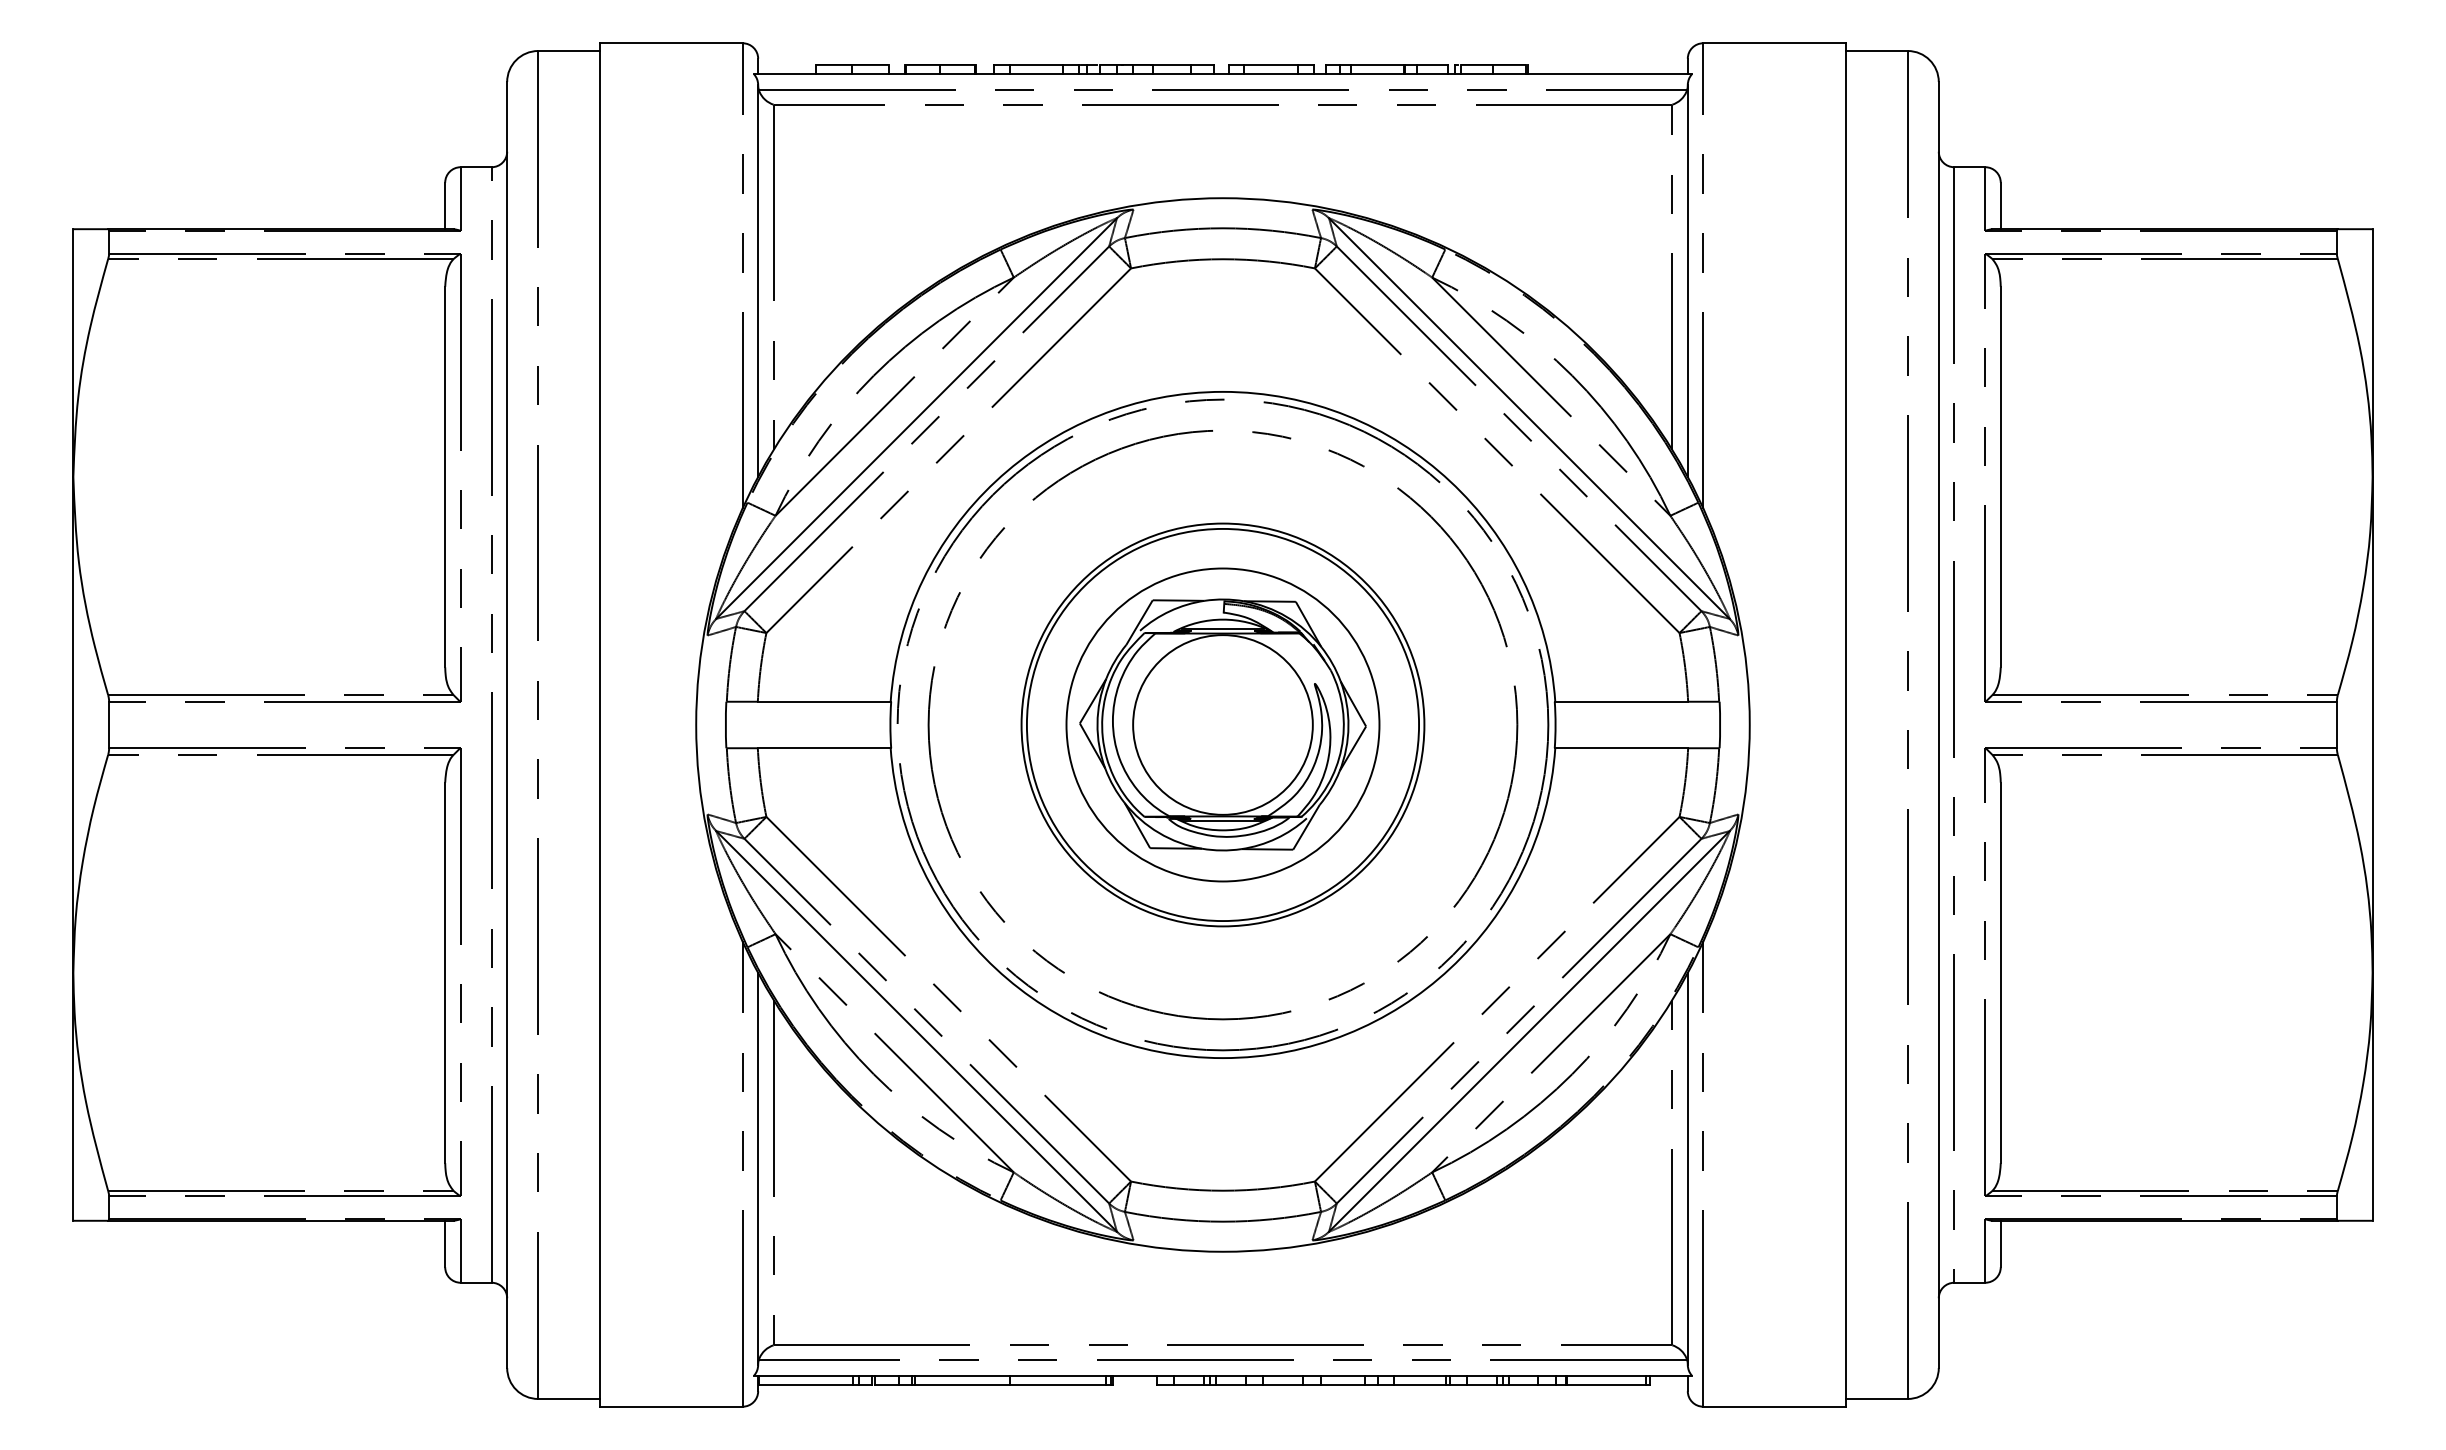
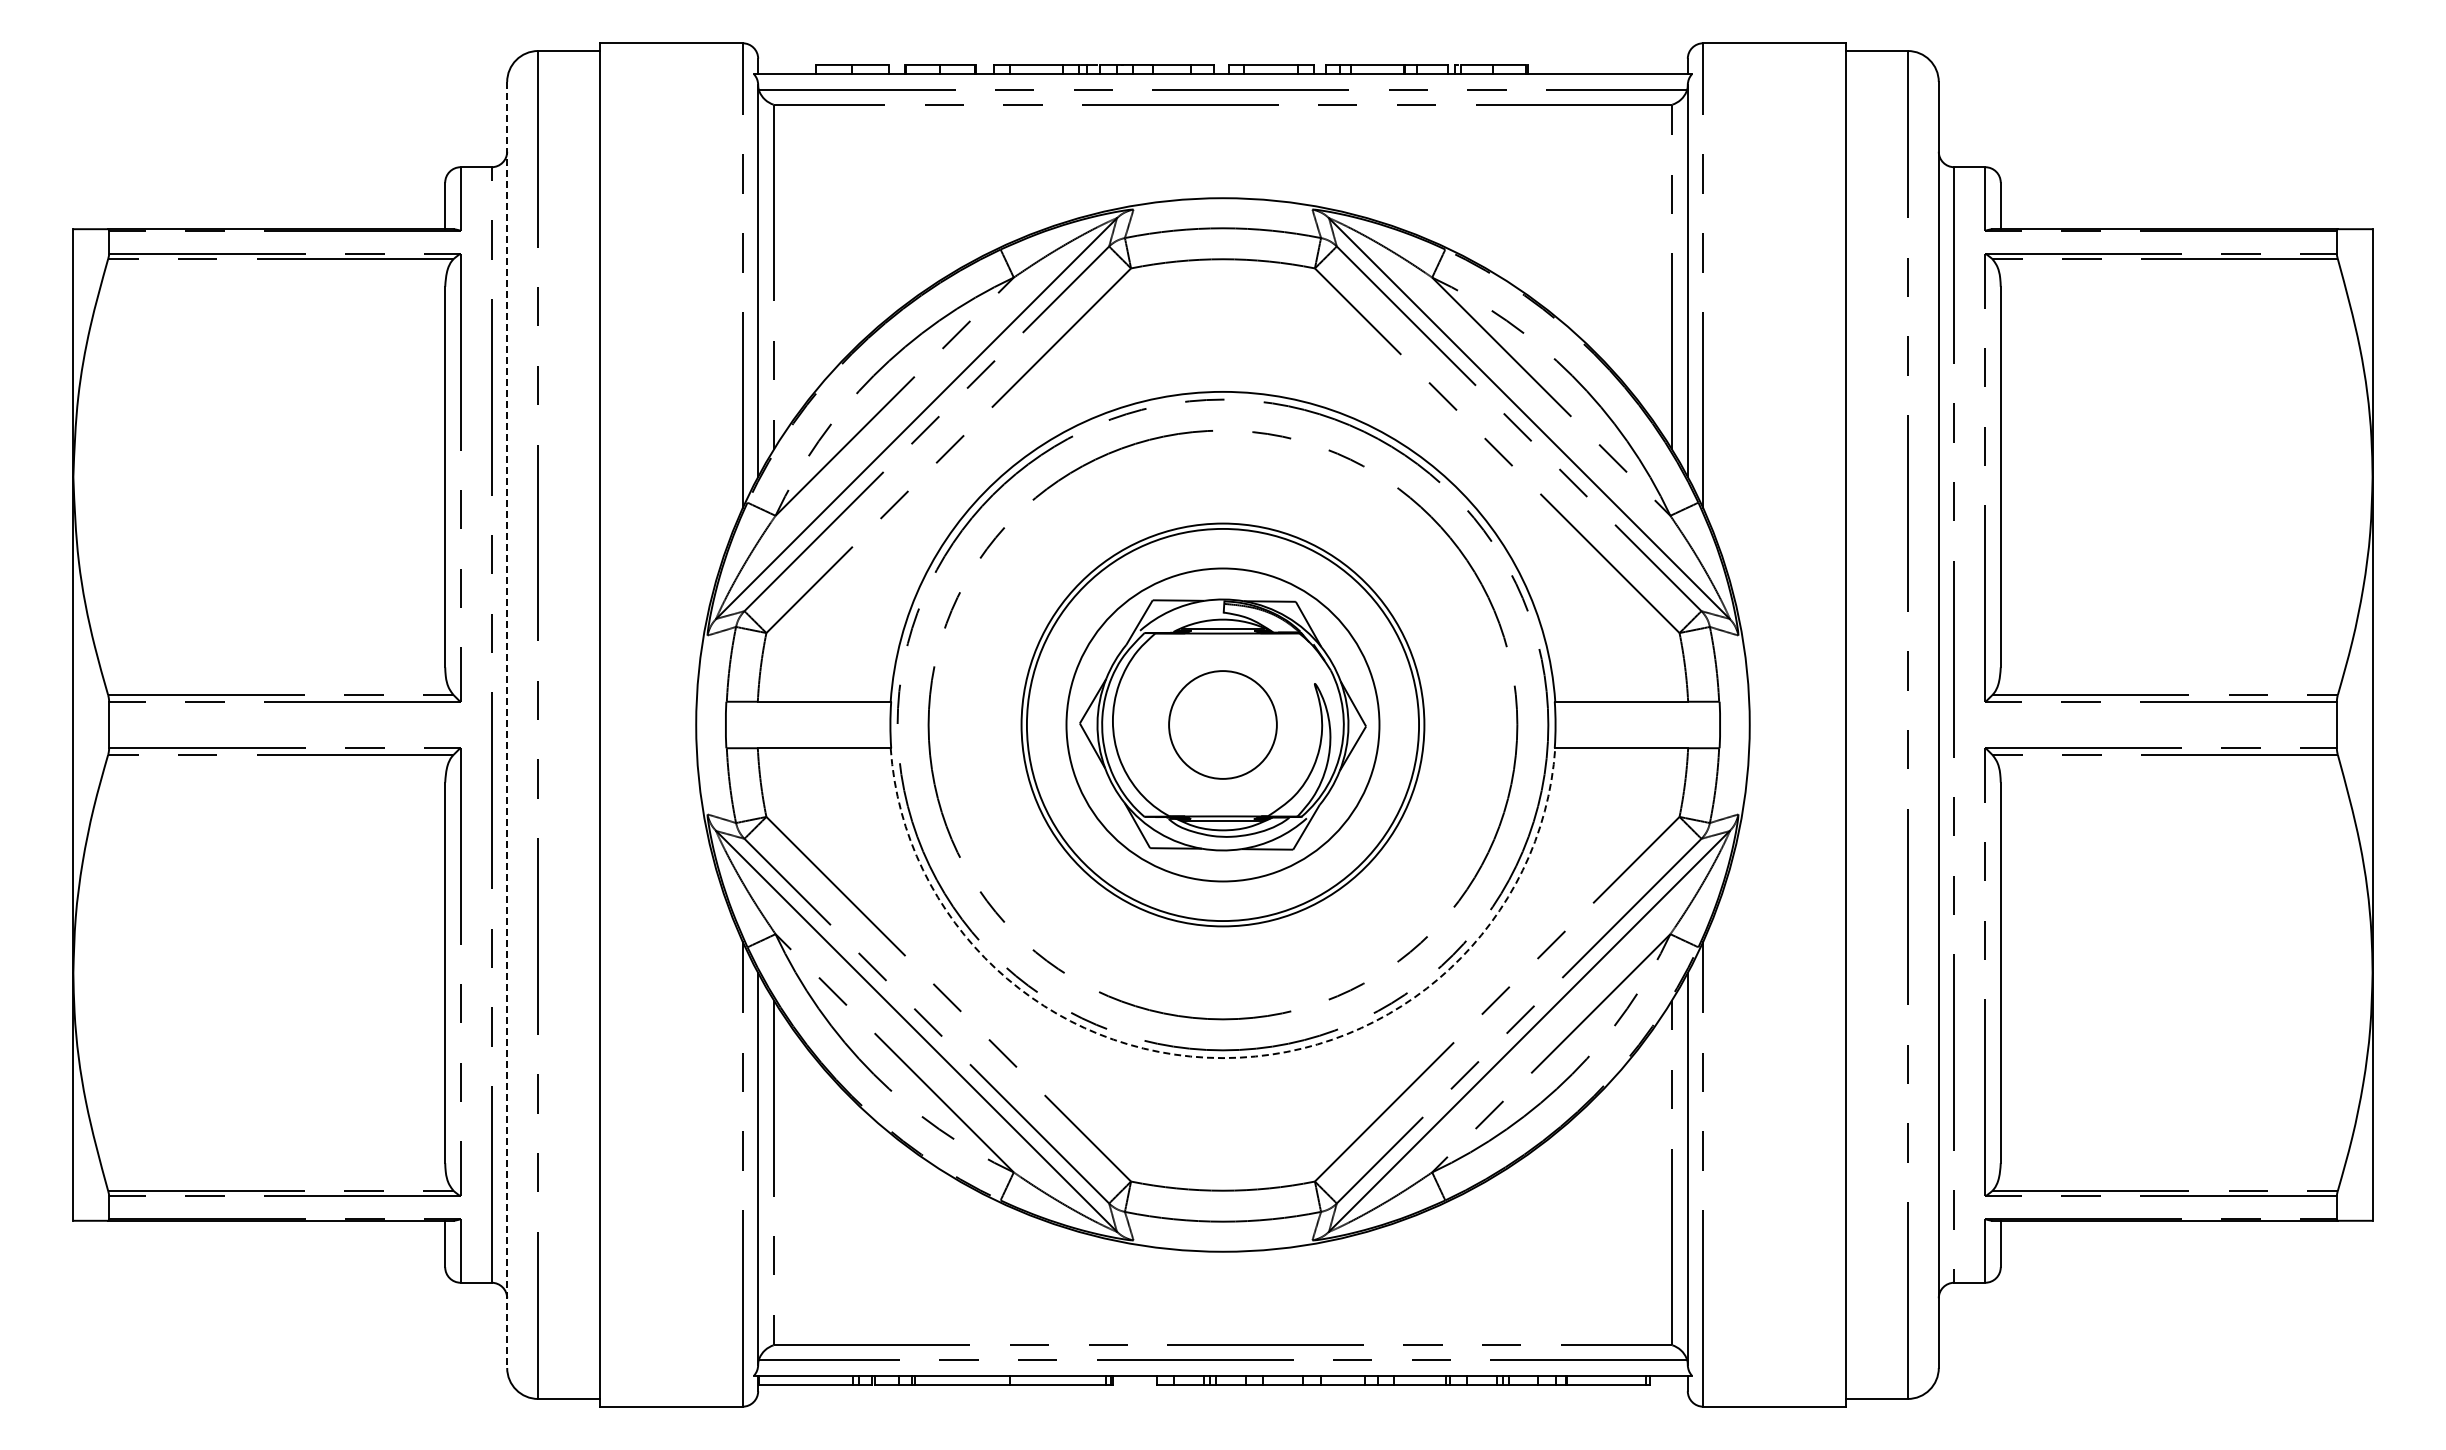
circle diameter: 180 px -> 108 px (1222, 724)
line: solid -> dashed (507, 725)
arc: solid -> dashed (1222, 1058)
